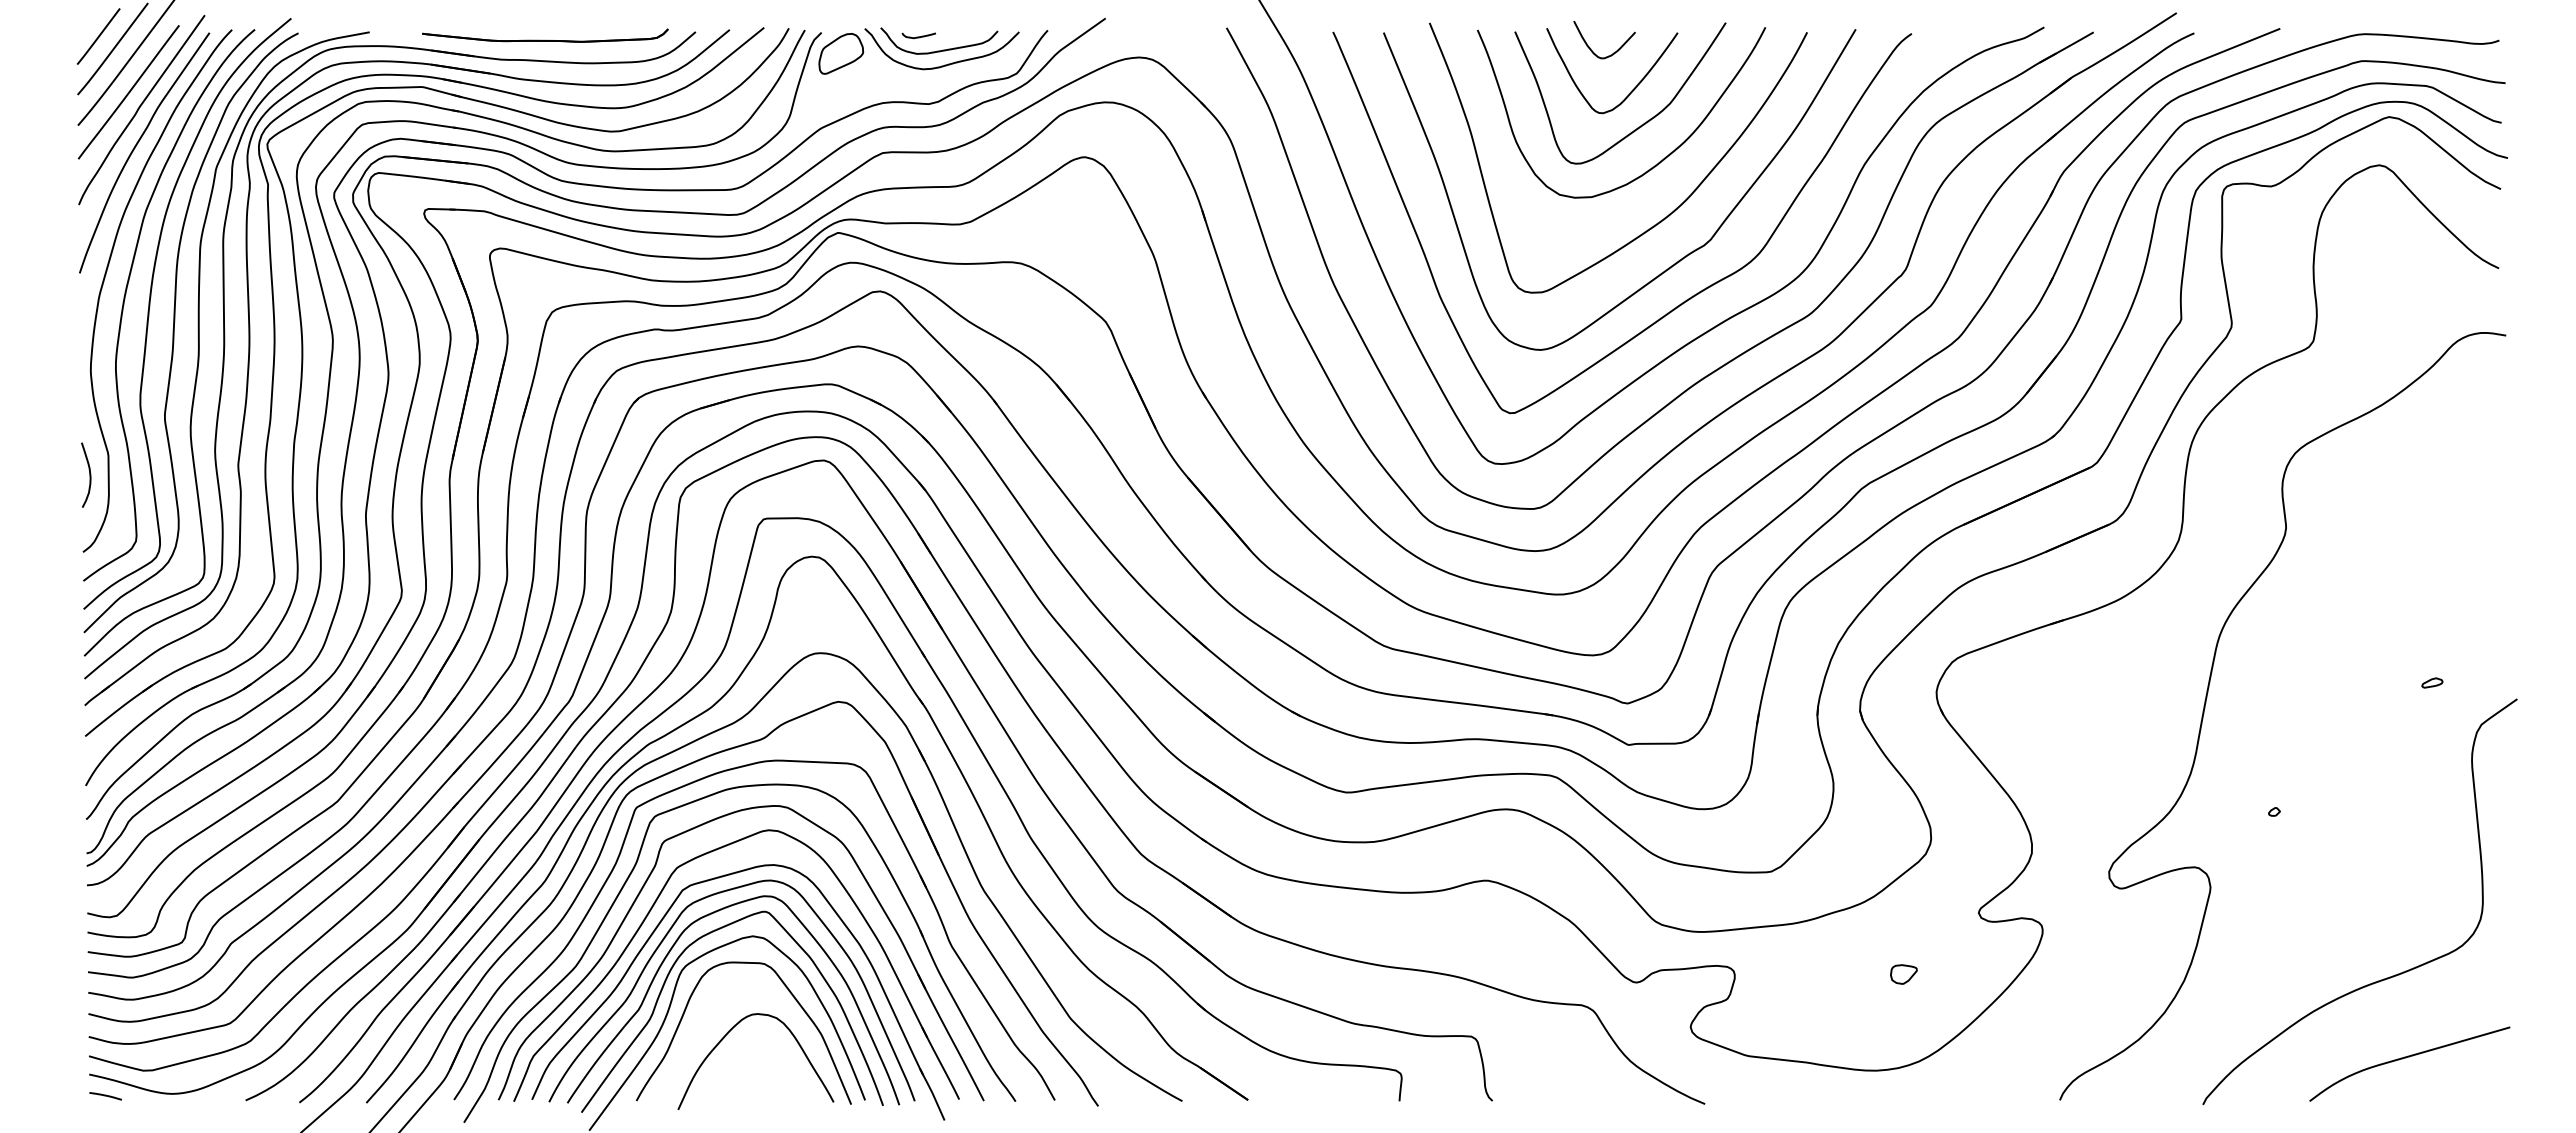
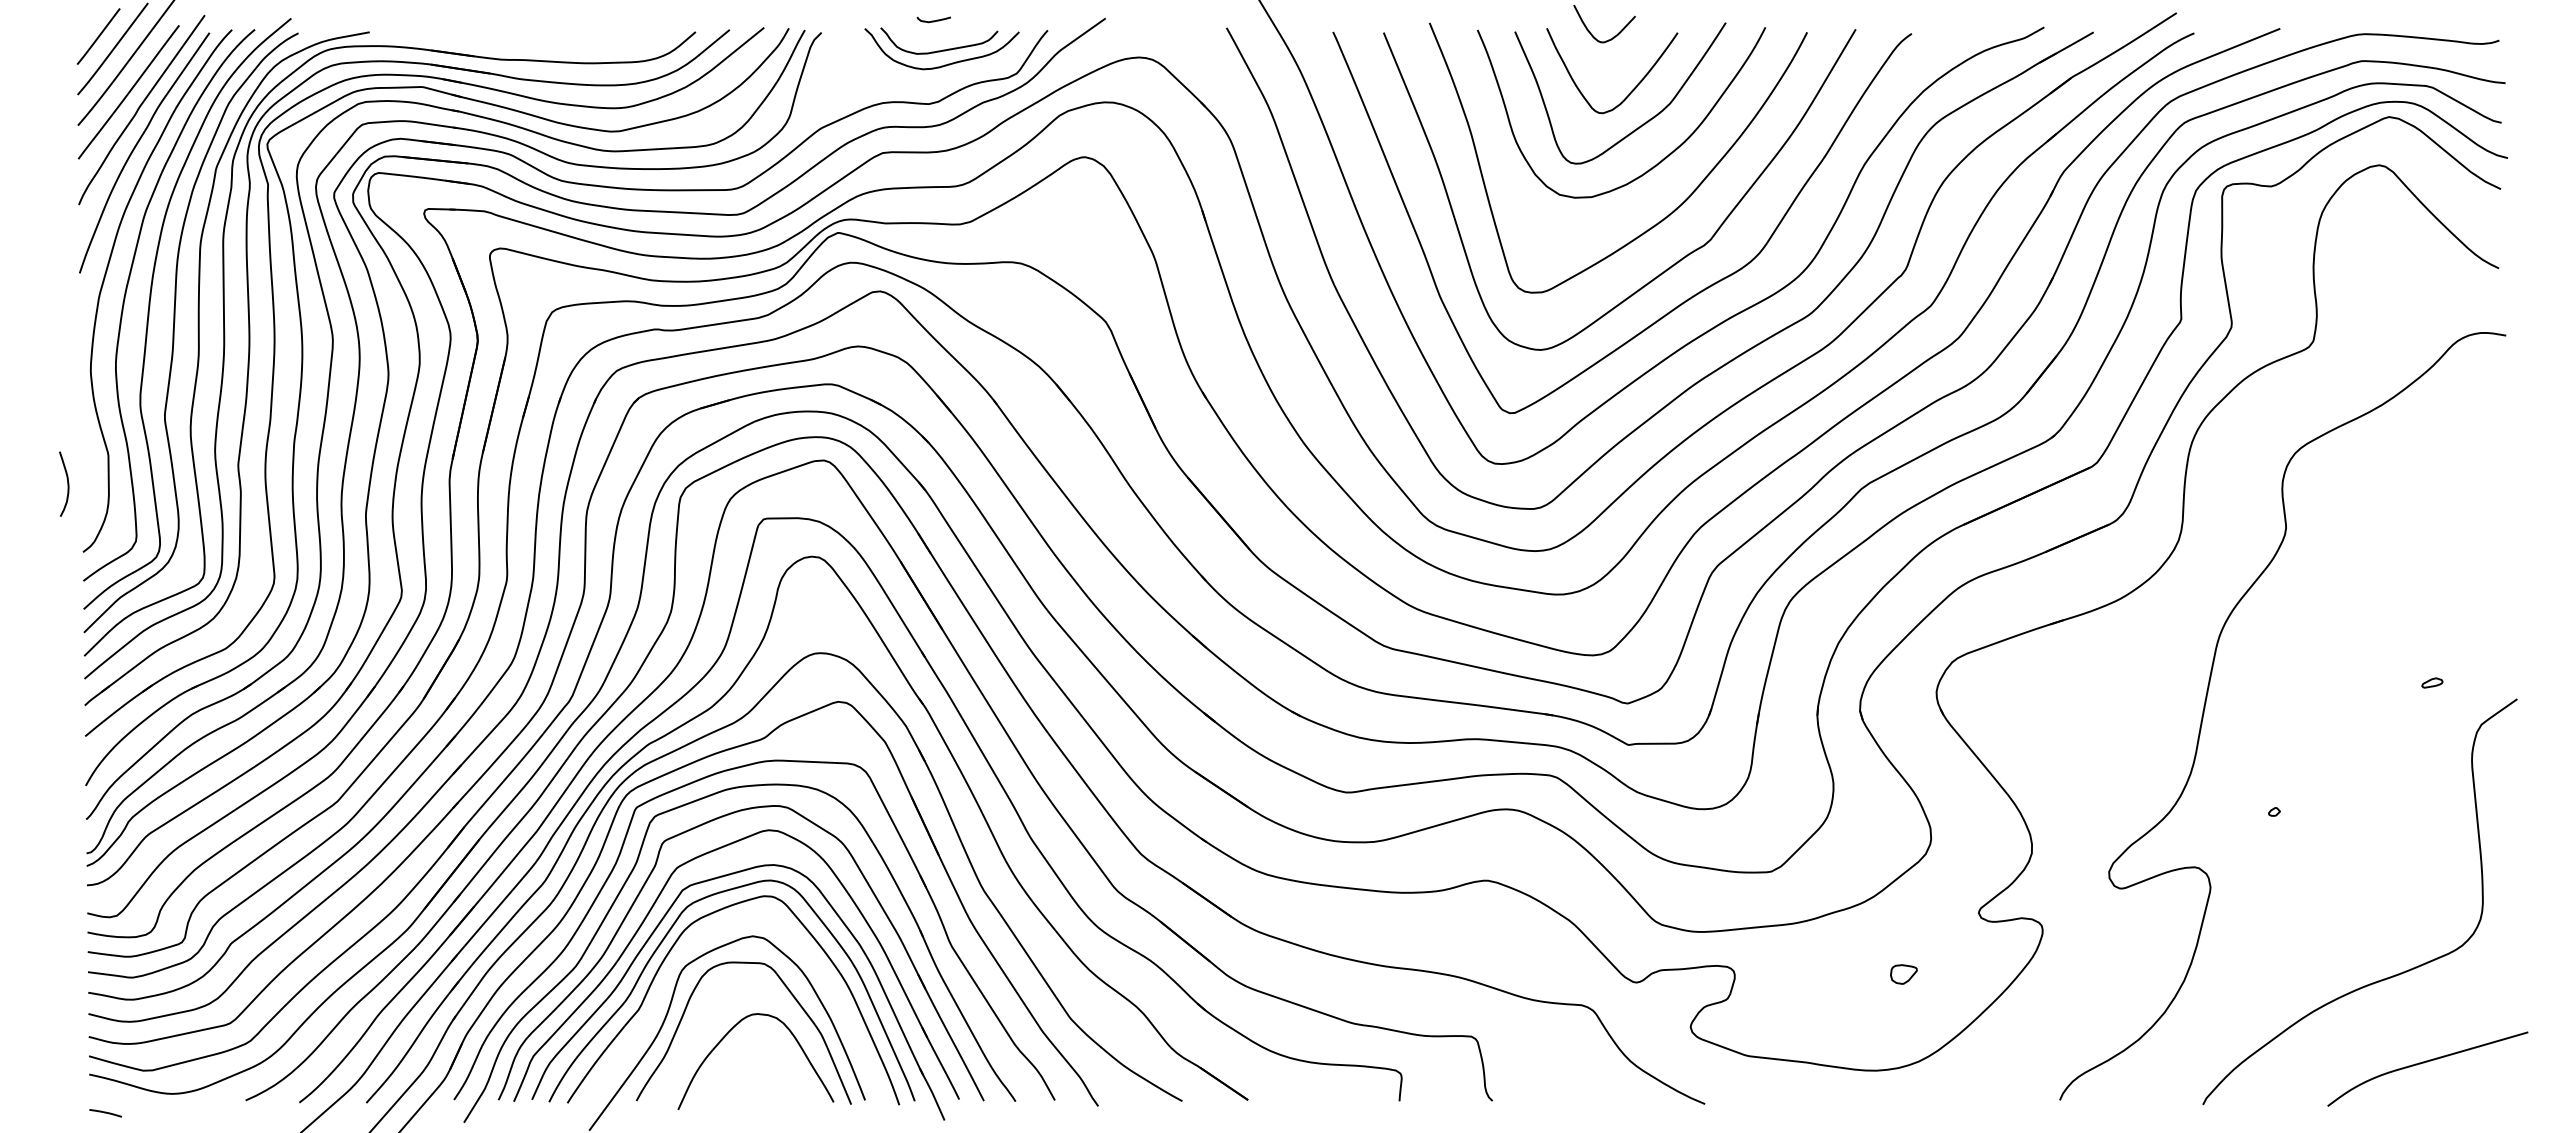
part: present -> none (545, 35)
curve position: (918, 36) -> (933, 20) (933, 20)
curve position: (1613, 52) -> (1613, 36) (1613, 36)
part: present -> none (840, 53)
curve position: (89, 474) -> (67, 483) (67, 483)
curve: present -> none (667, 979)
curve position: (2406, 1058) -> (2424, 1063) (2424, 1063)
line position: (105, 1096) -> (105, 1113) (105, 1113)
